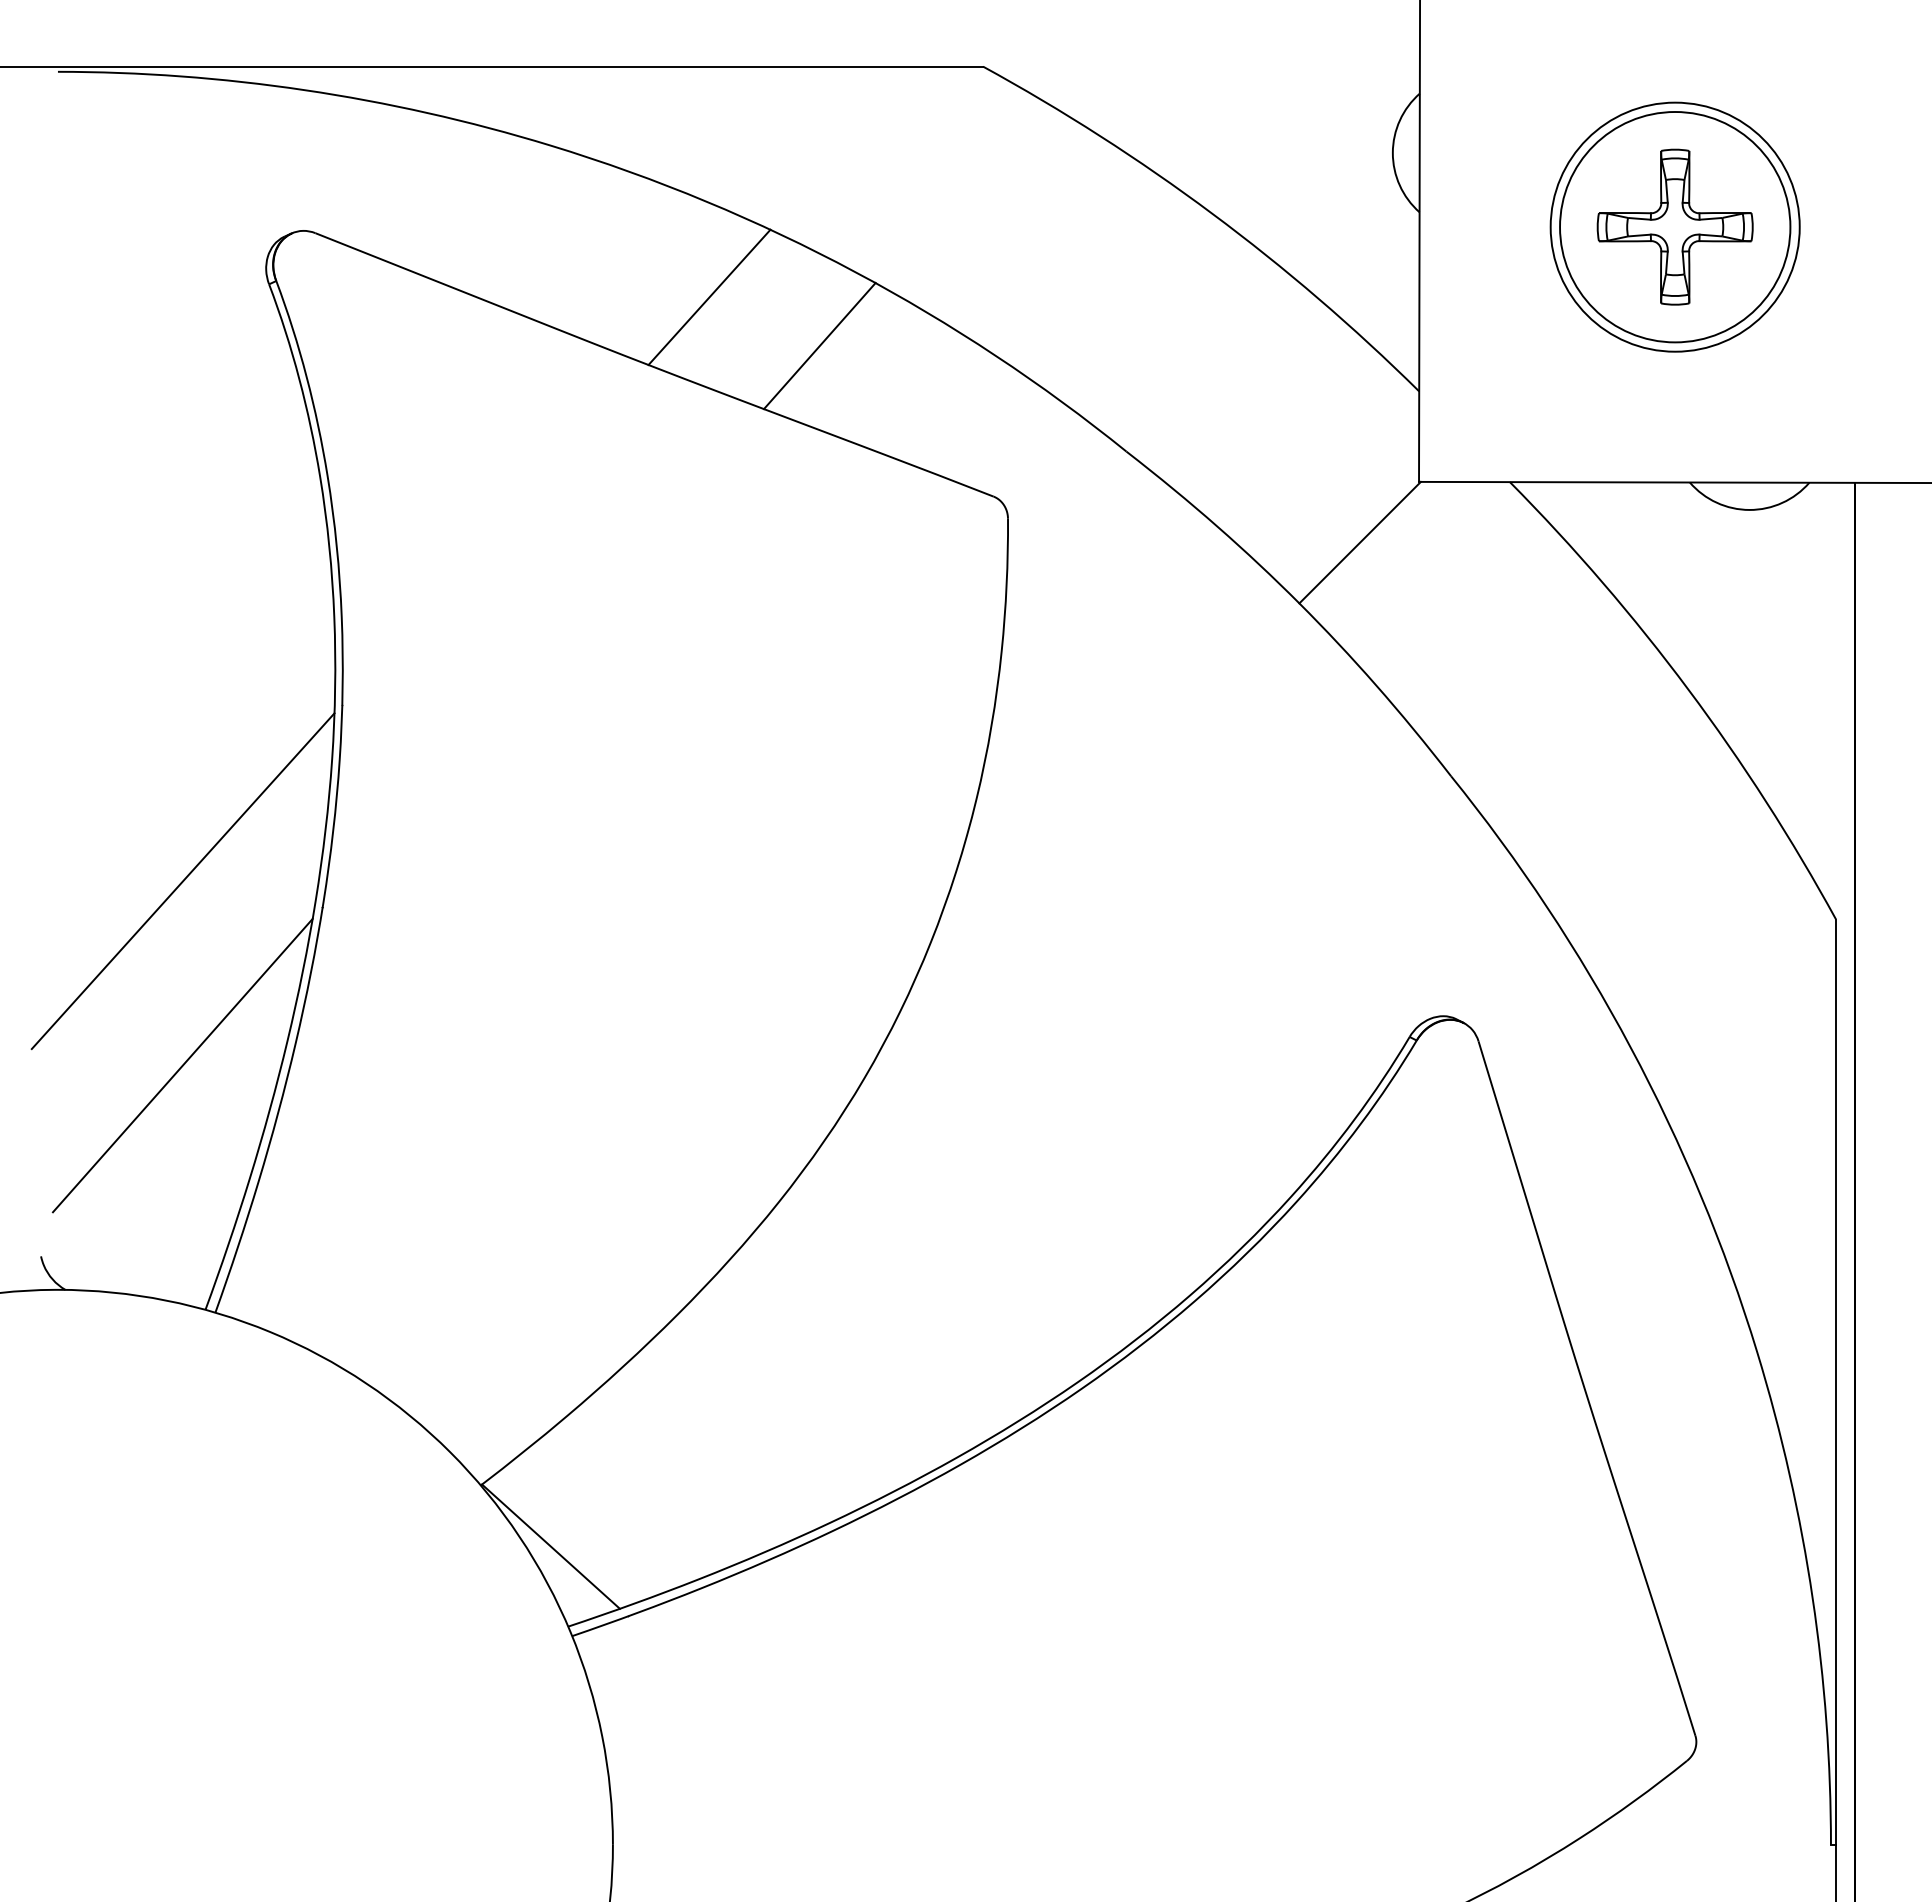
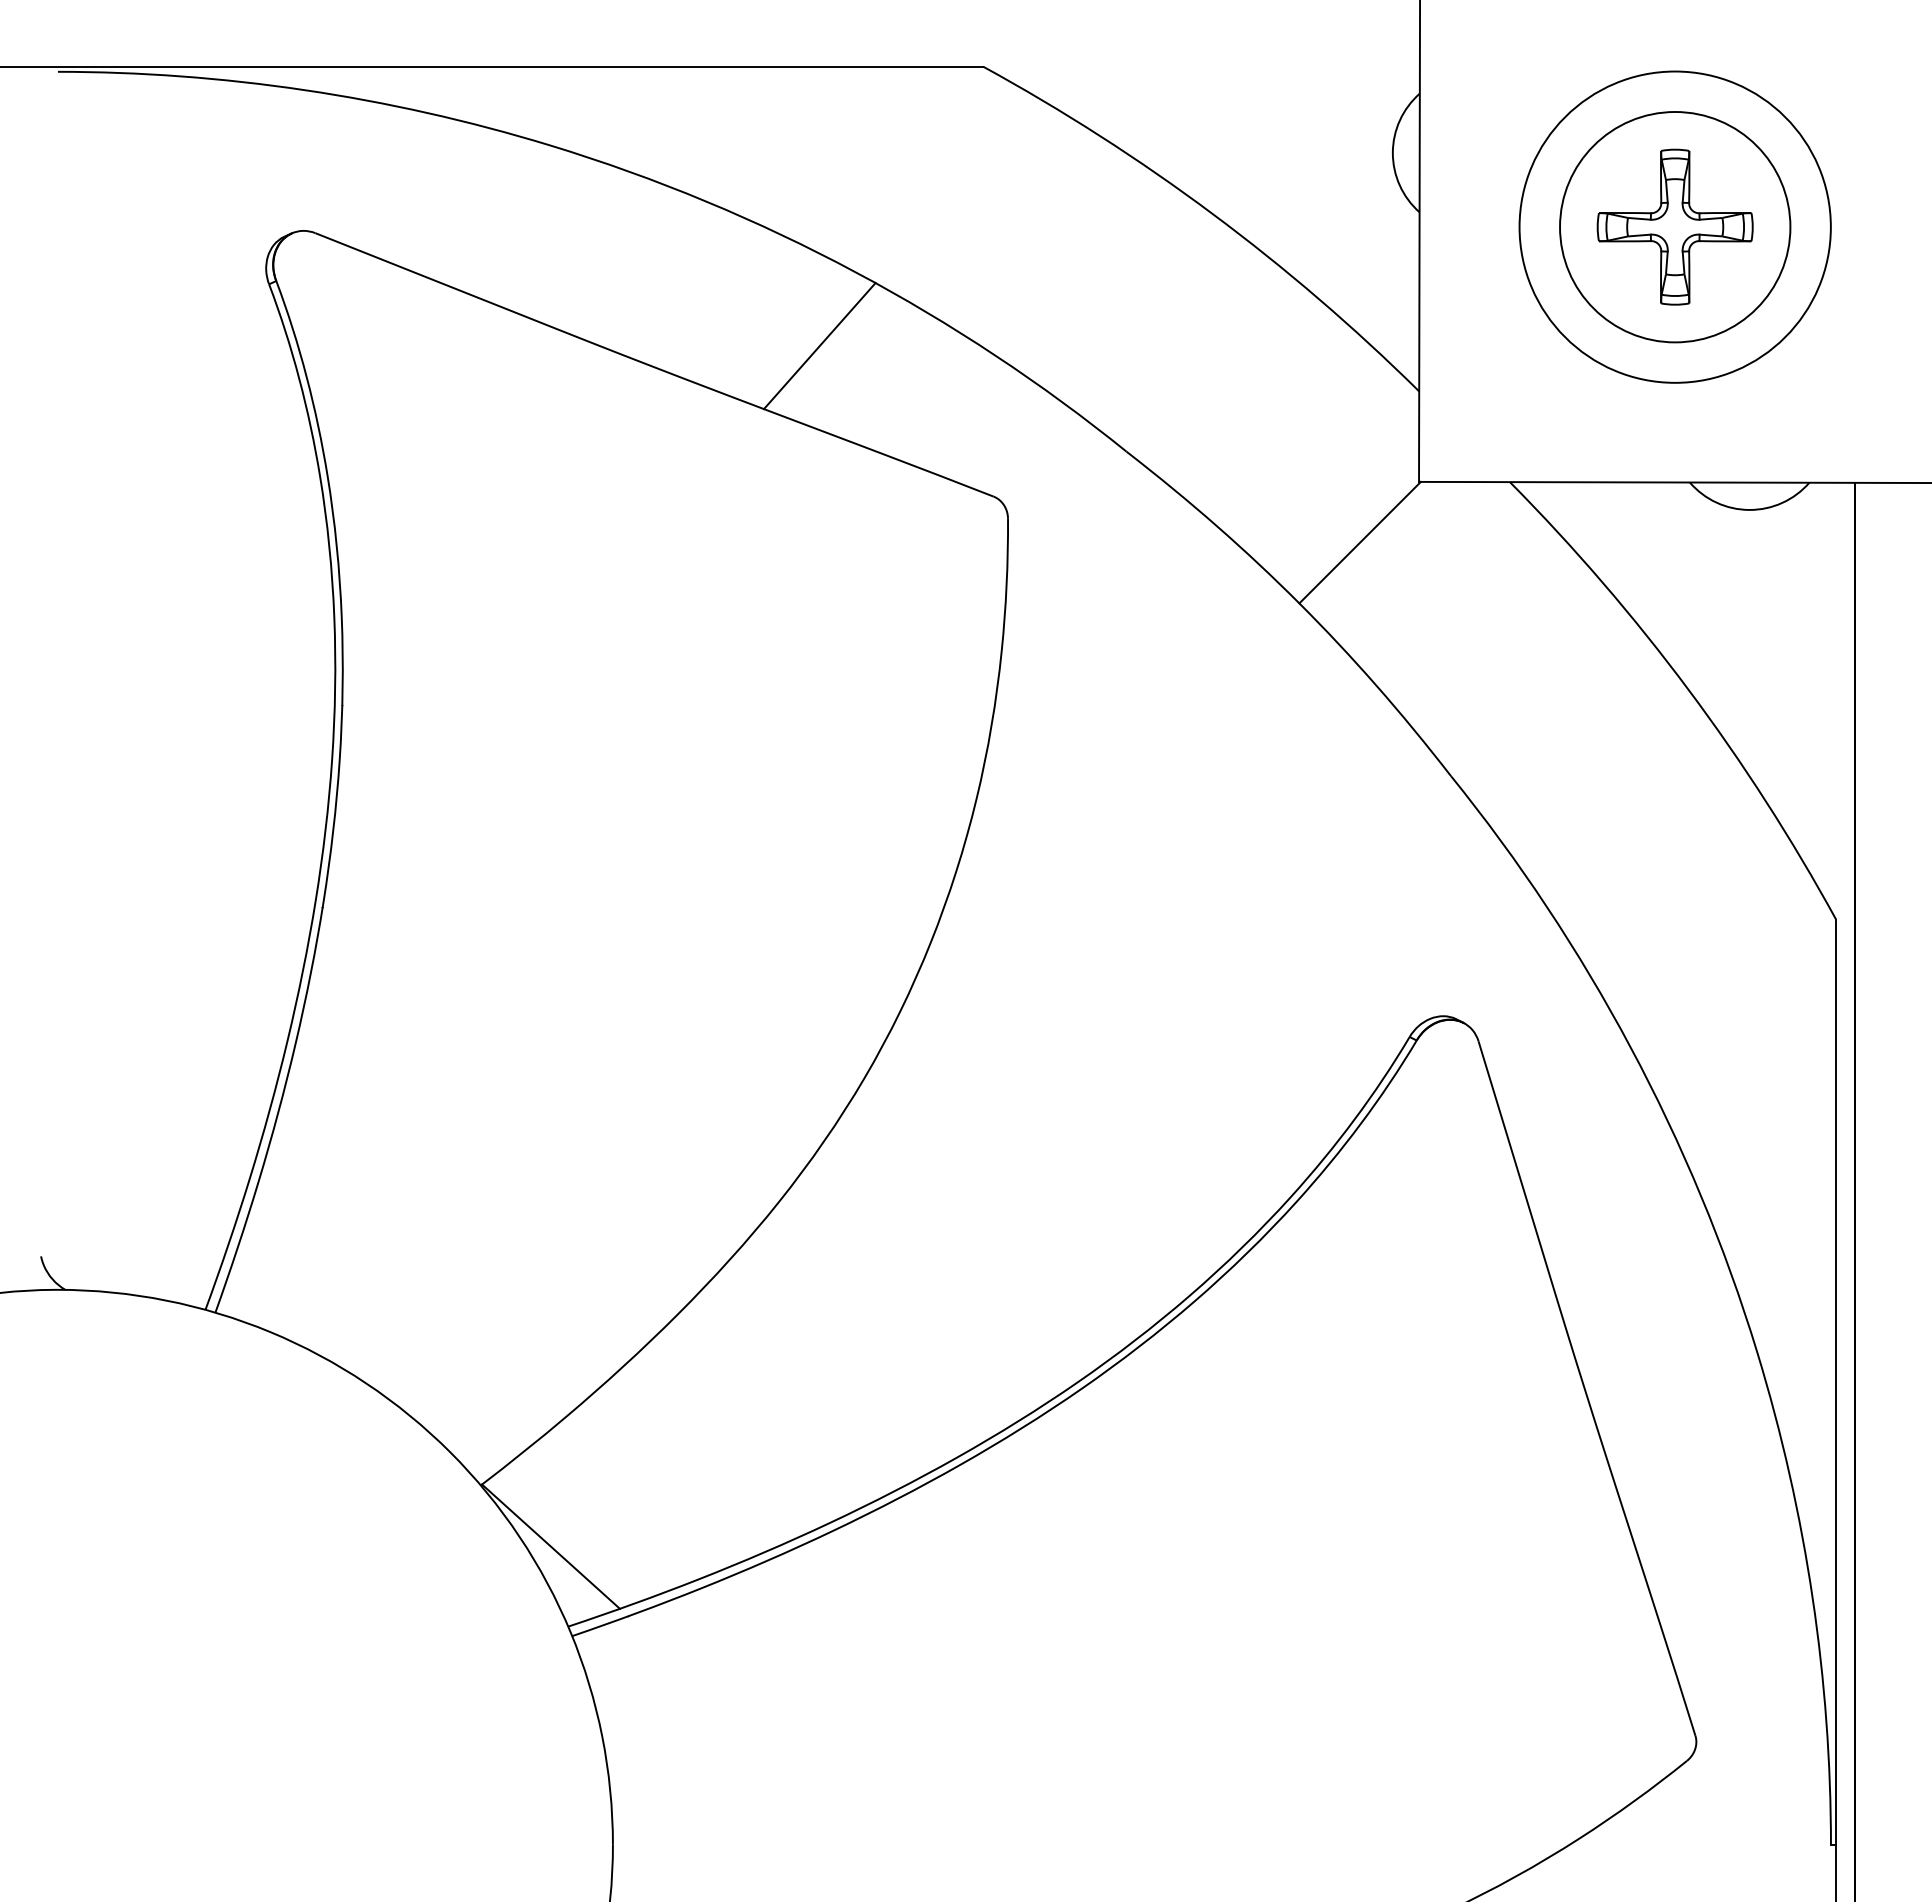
circle diameter: 249 px -> 311 px (1674, 226)
line: present -> none (709, 297)
line: present -> none (182, 881)
line: present -> none (182, 1065)
